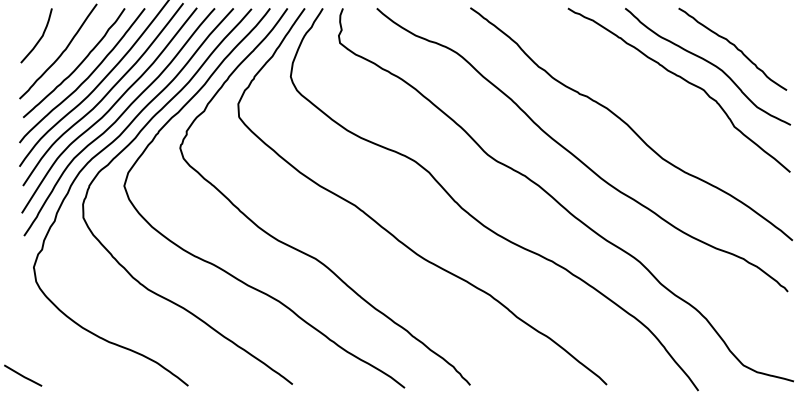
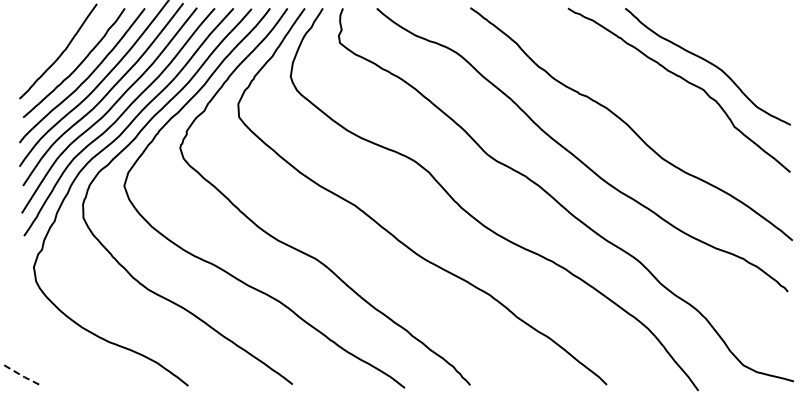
curve: present -> none (39, 38)
curve: present -> none (734, 46)
line: solid -> dashed (24, 377)
